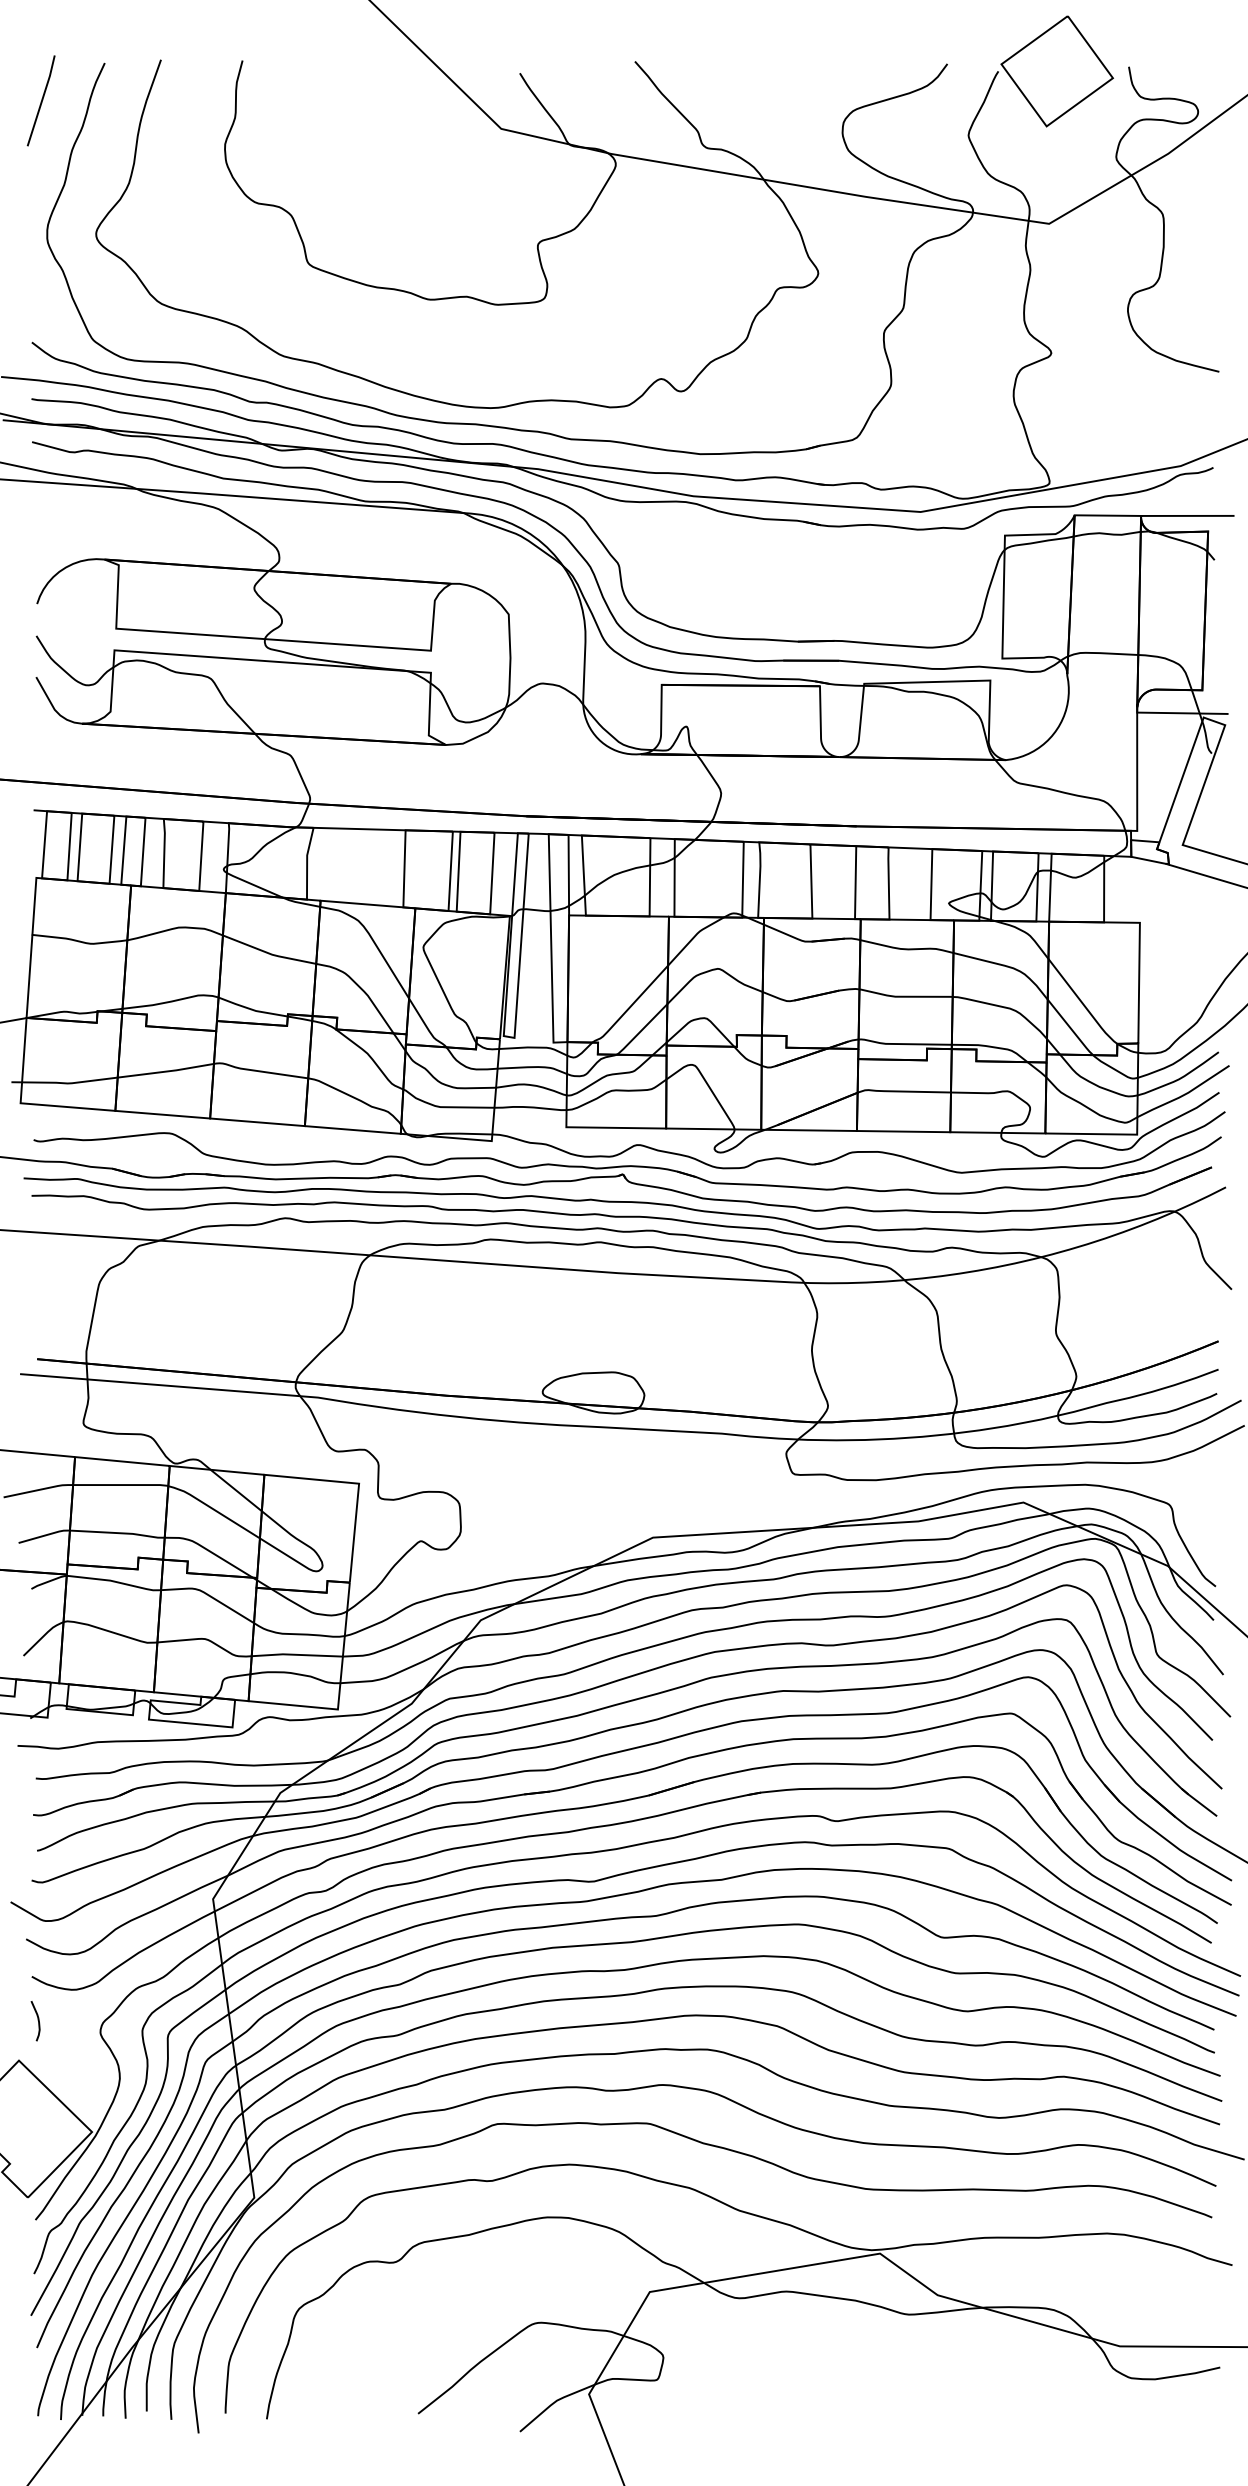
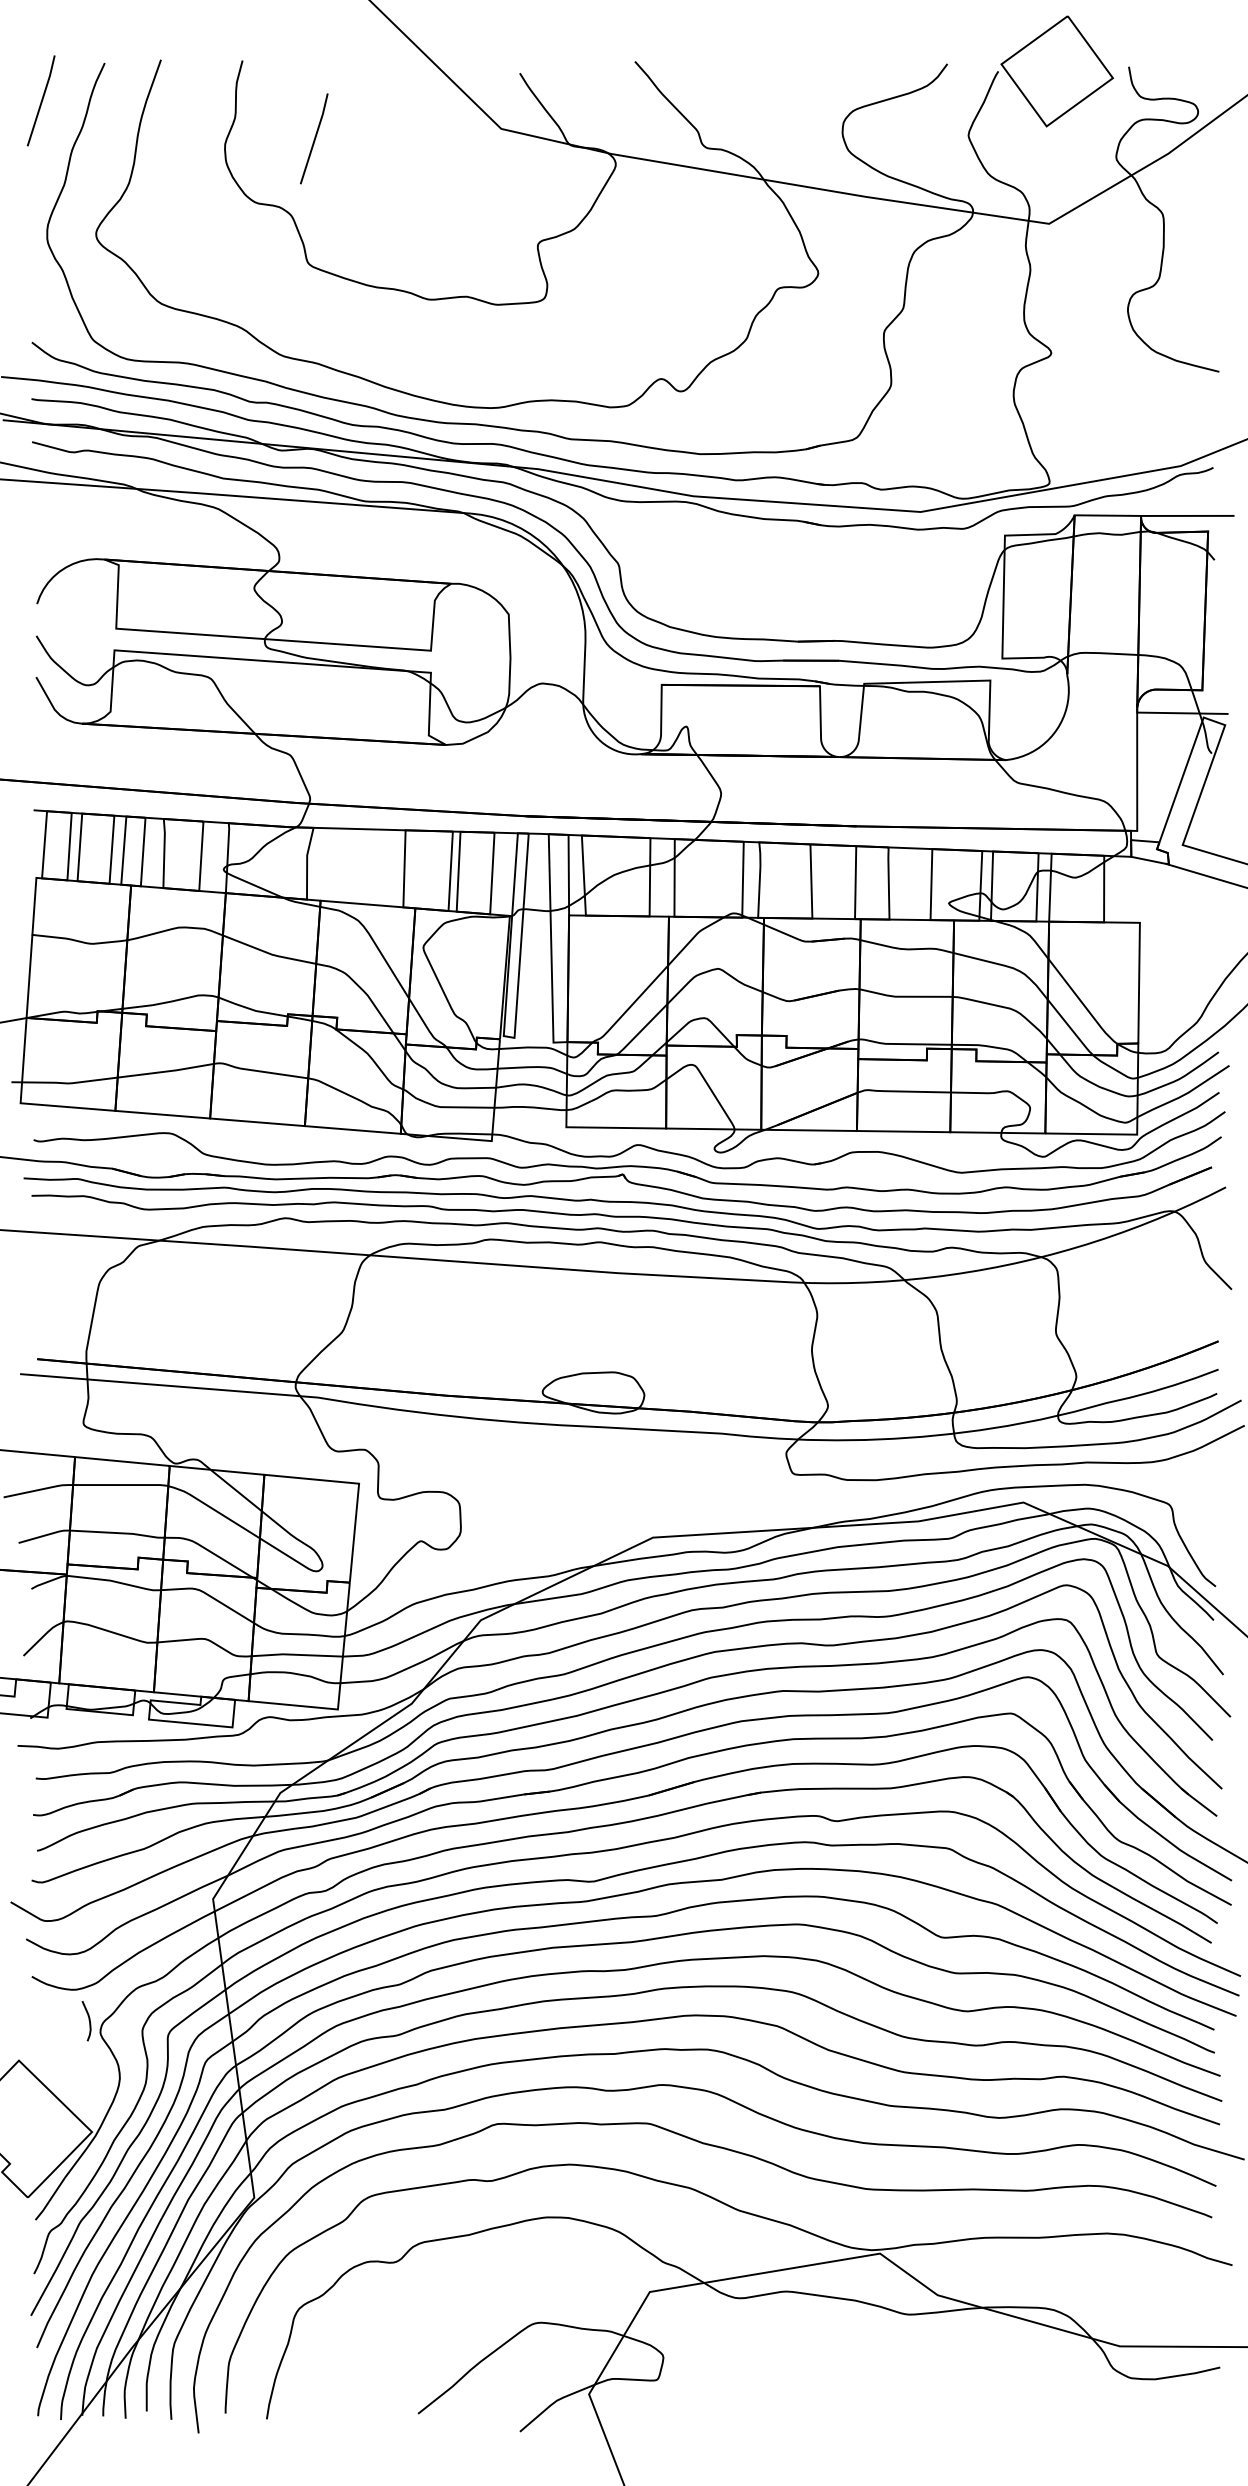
line: none -> present (314, 138)
curve position: (37, 2020) -> (88, 2020) (88, 2020)
